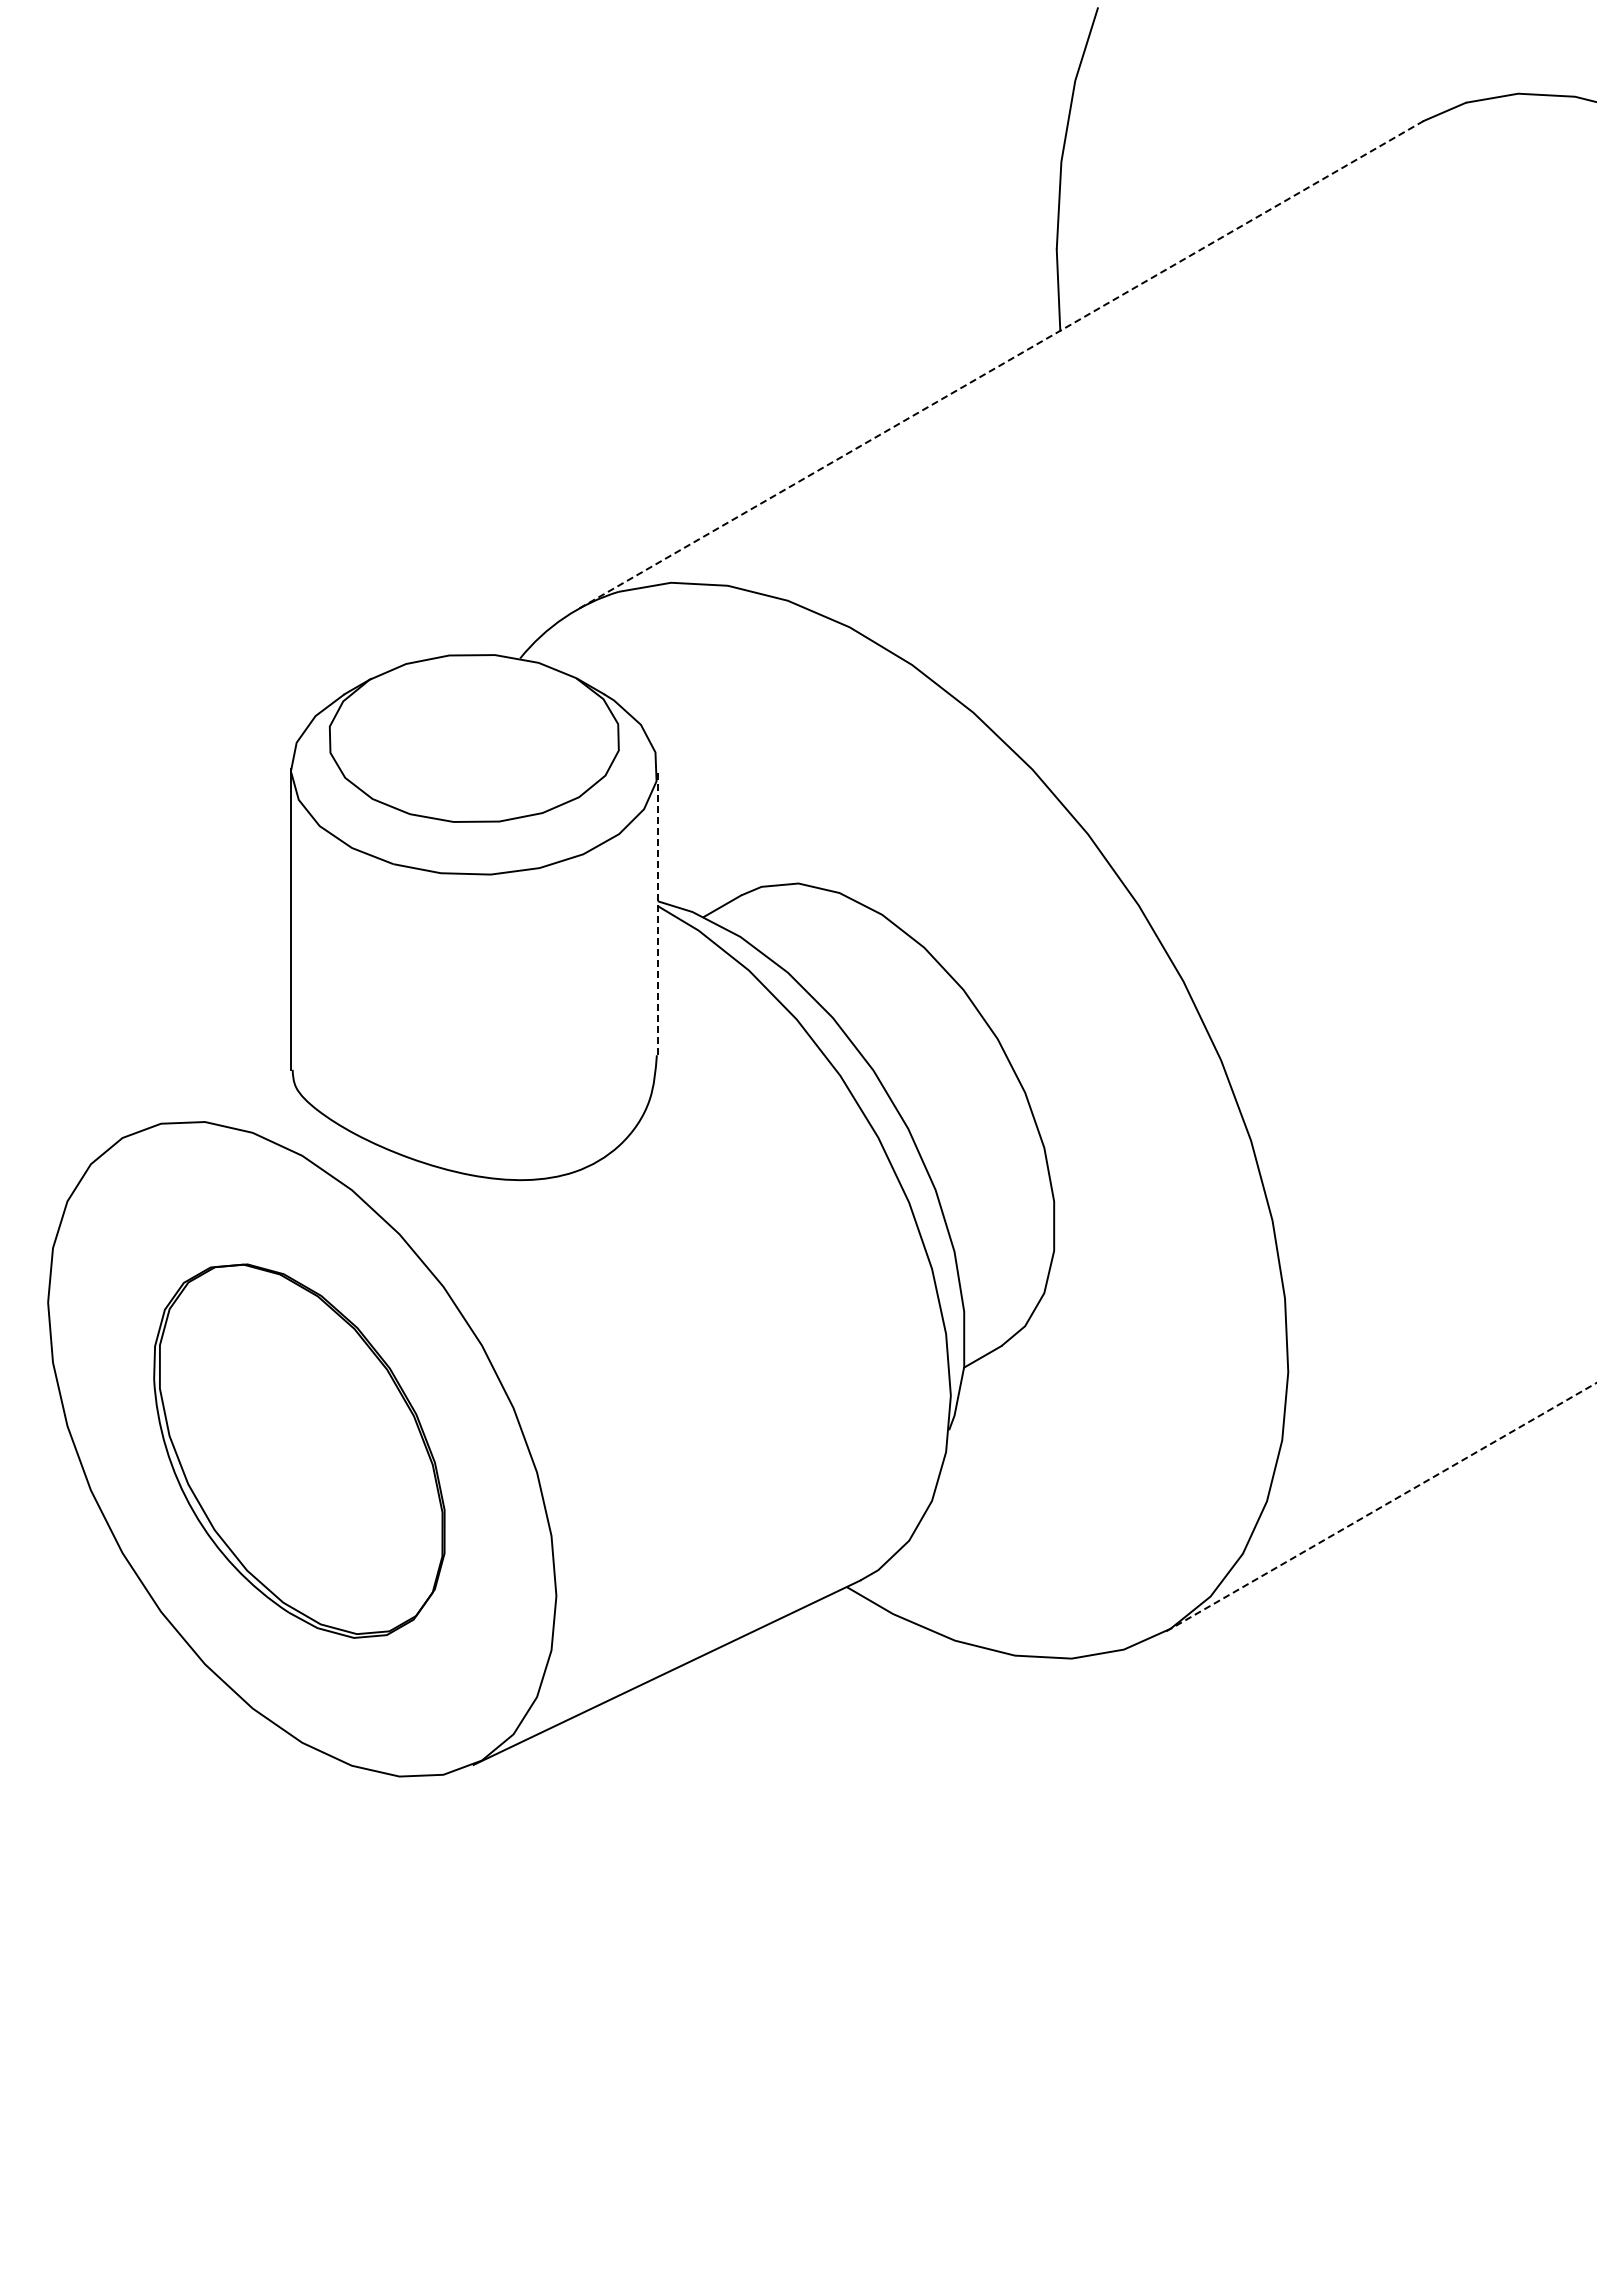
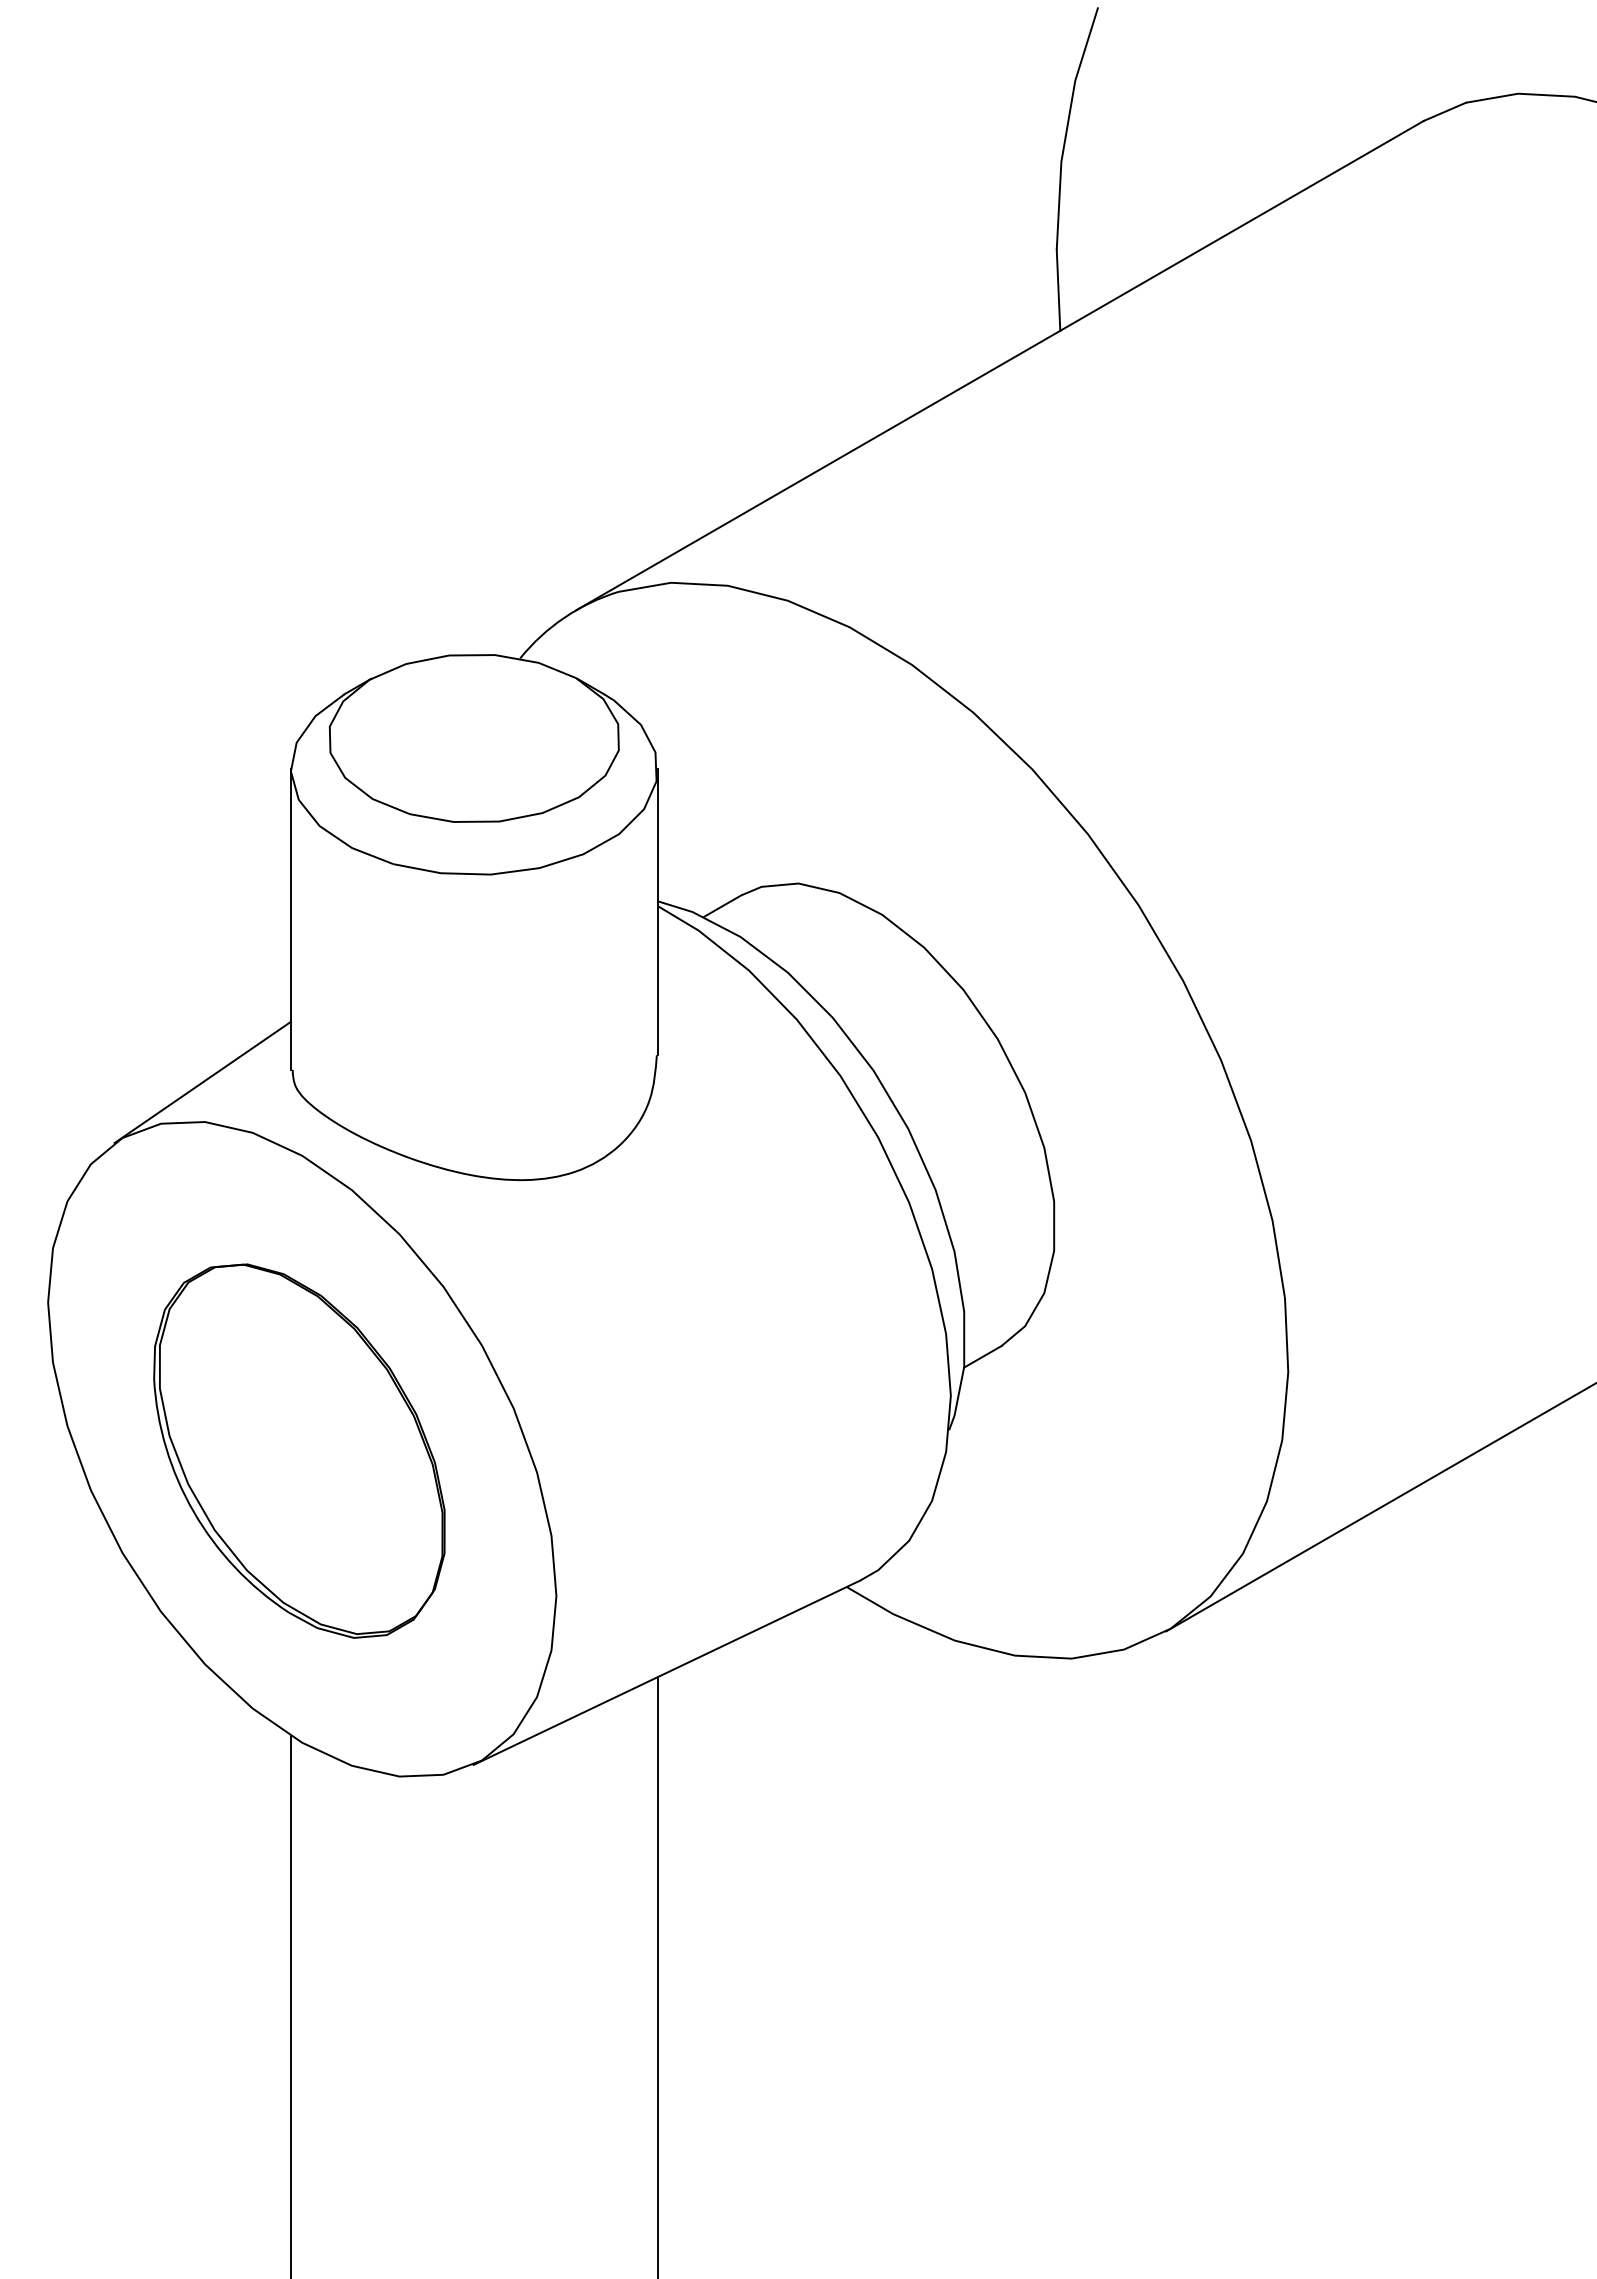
line: dashed -> solid (999, 365)
line: dashed -> solid (657, 911)
line: none -> present (202, 1082)
line: dashed -> solid (1381, 1506)
line: none -> present (657, 1976)
line: none -> present (290, 2005)
